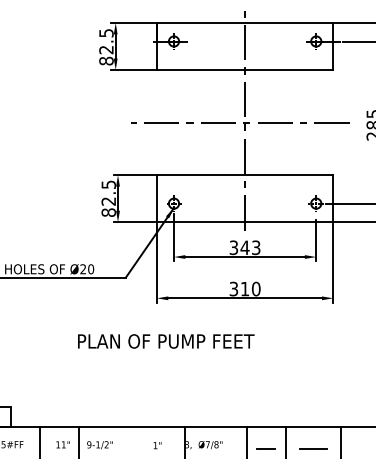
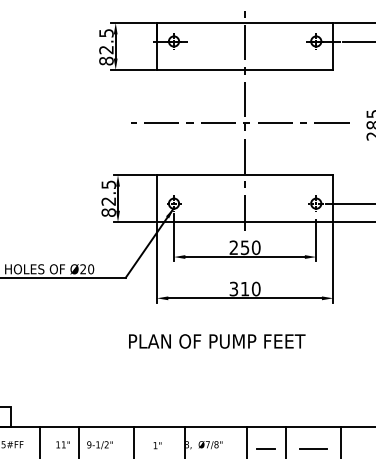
text: 343 -> 250 (244, 247)
text position: (166, 341) -> (217, 341) (217, 341)
line: none -> present (133, 441)
